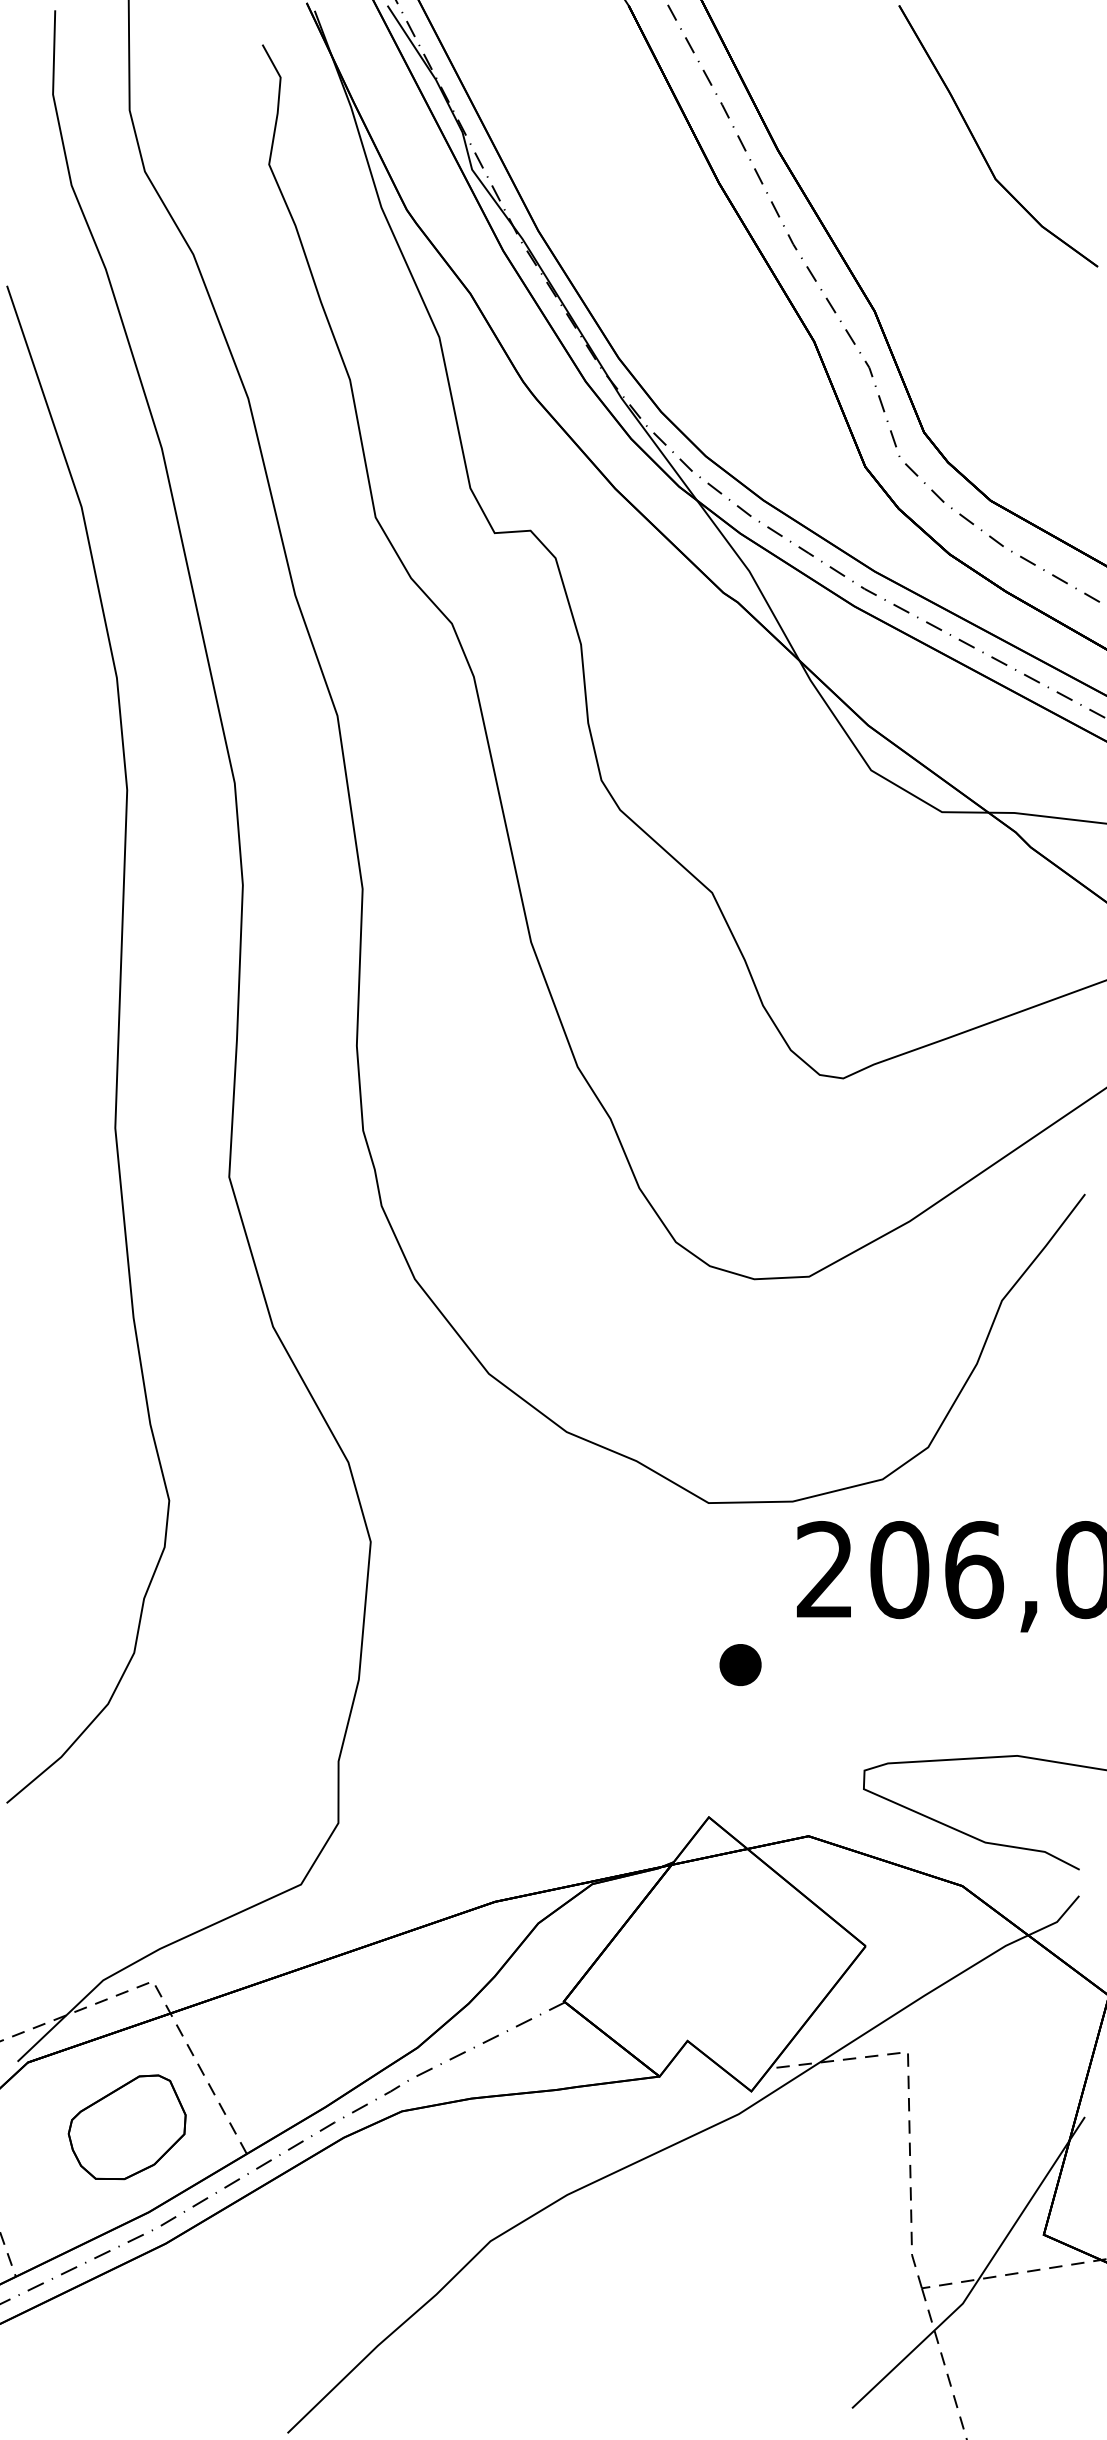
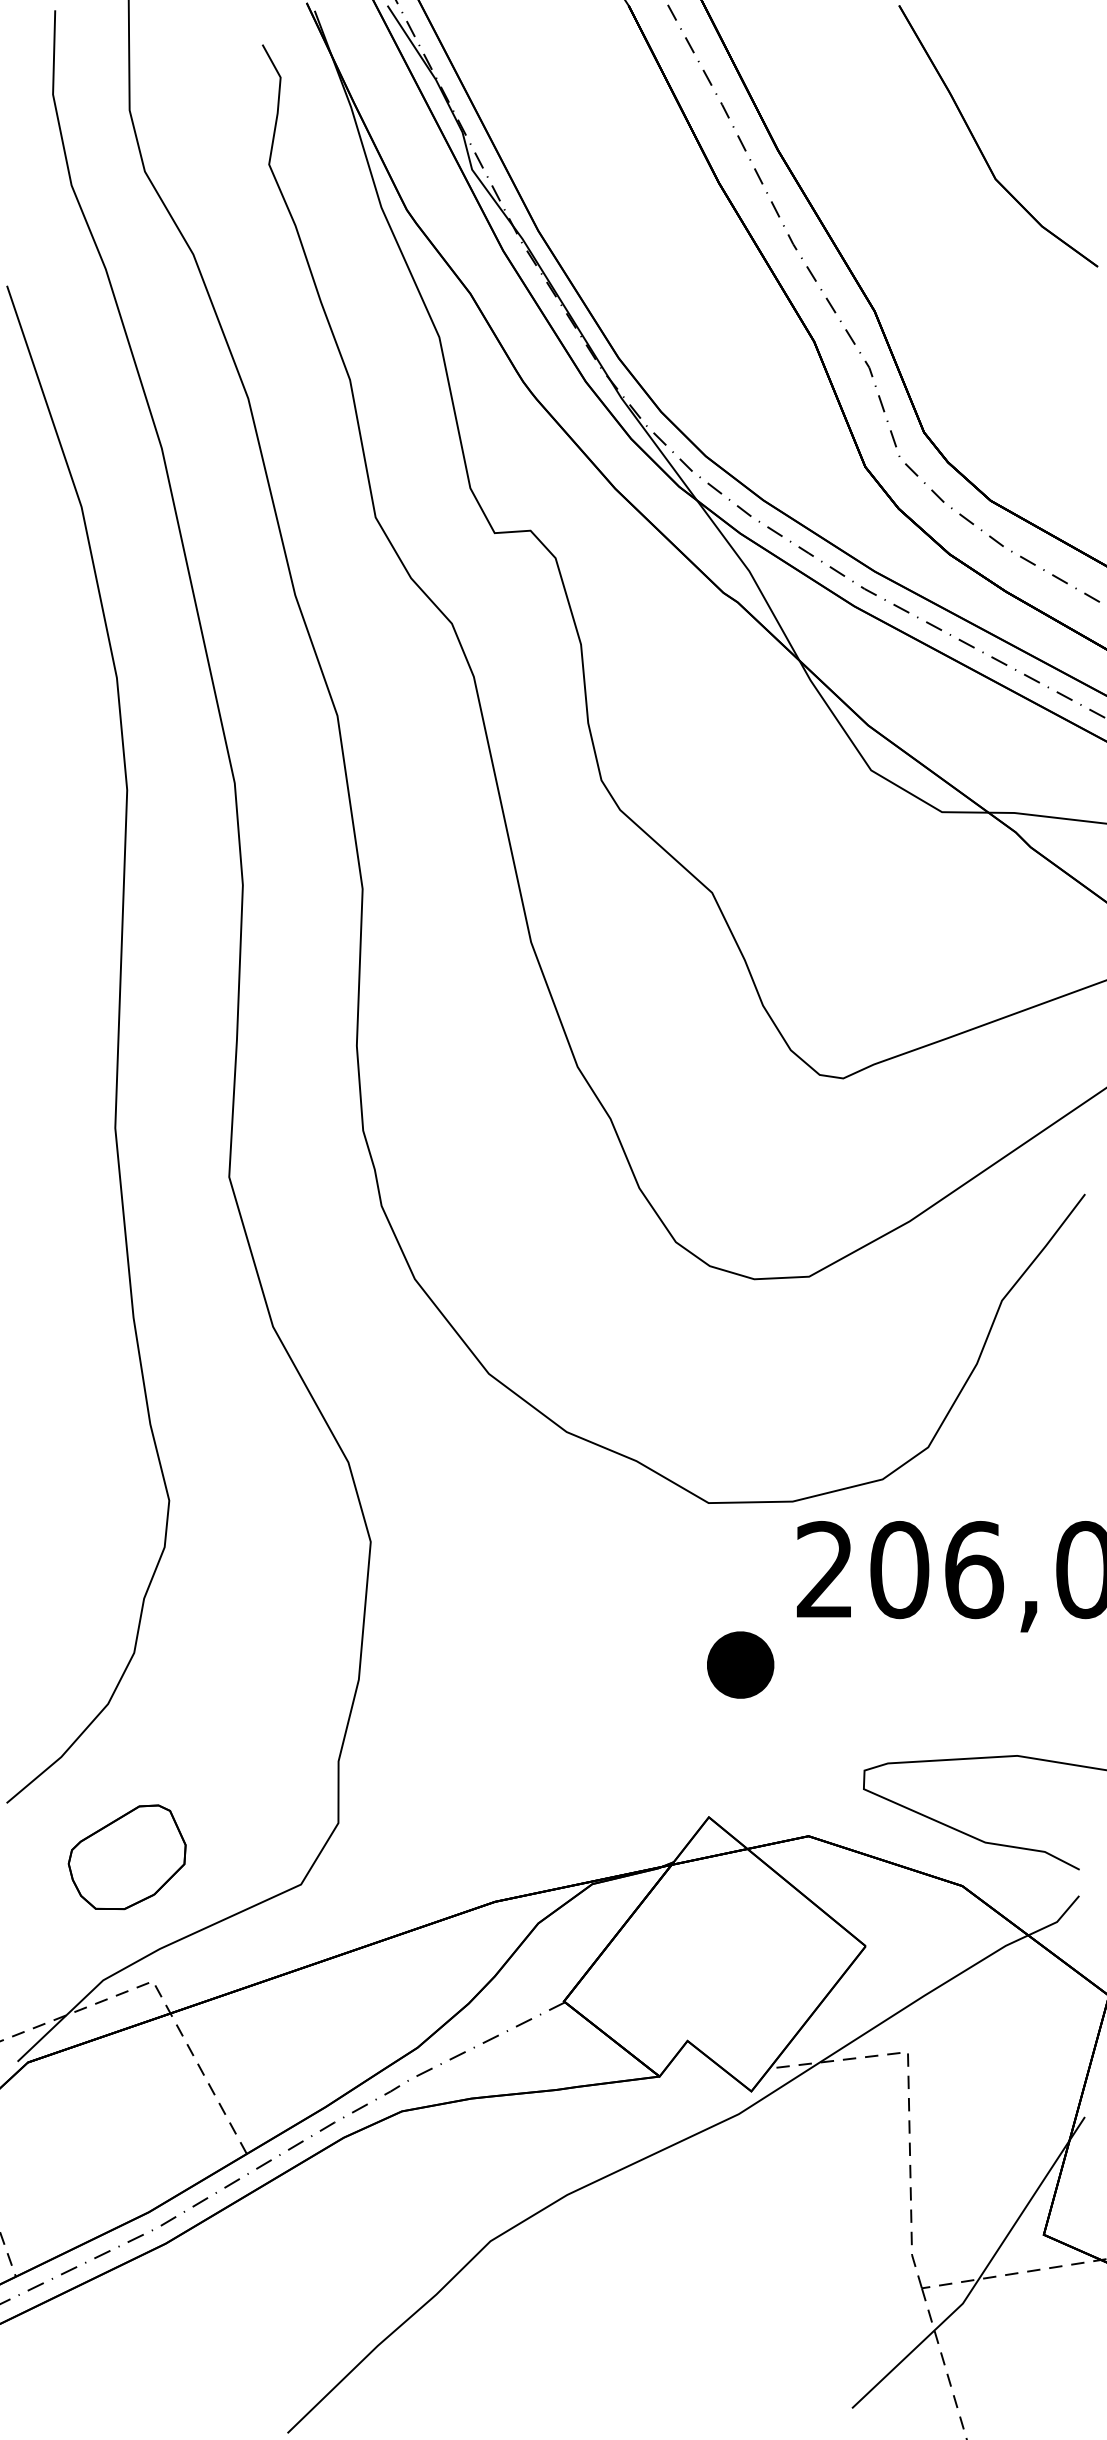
part size: 43x42 px -> 68x68 px (740, 1664)
part position: (126, 2127) -> (126, 1857) (126, 1857)
